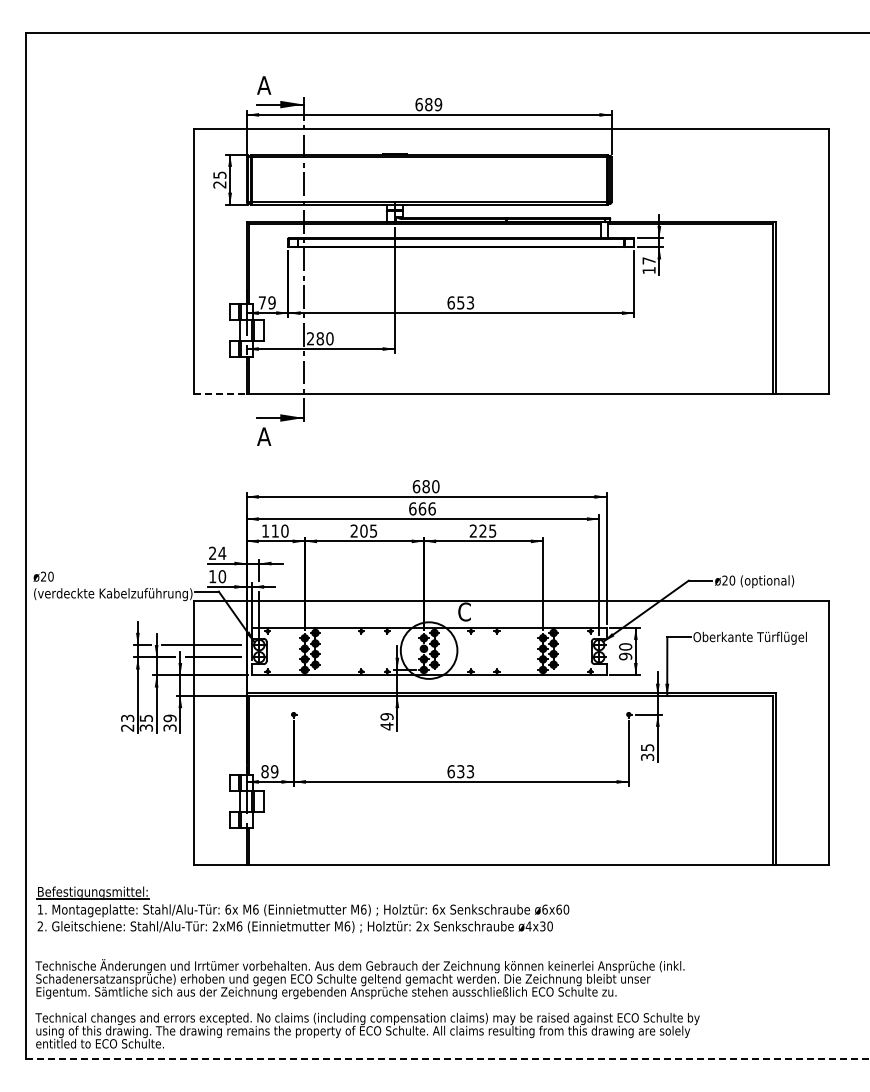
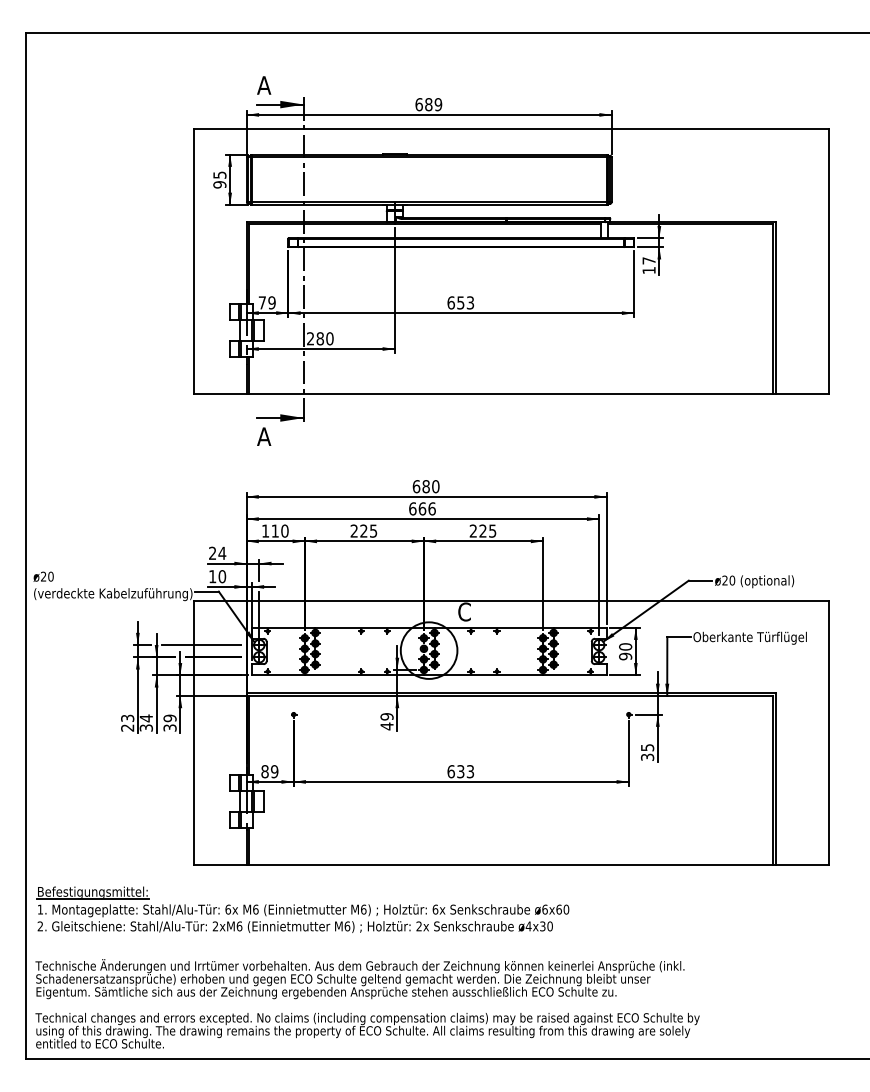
text: 25 -> 95 (219, 184)
line: dashed -> solid (220, 393)
text: 205 -> 225 (363, 530)
text: 35 -> 34 (145, 718)
line: dashed -> solid (447, 1059)
